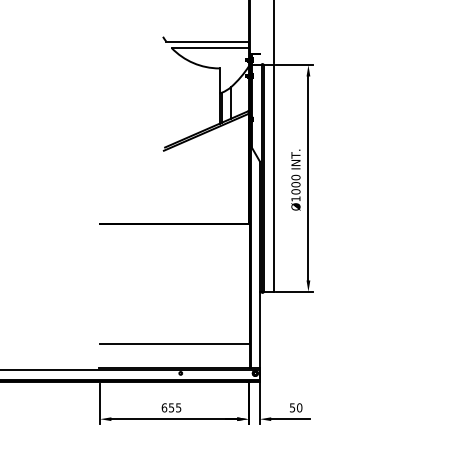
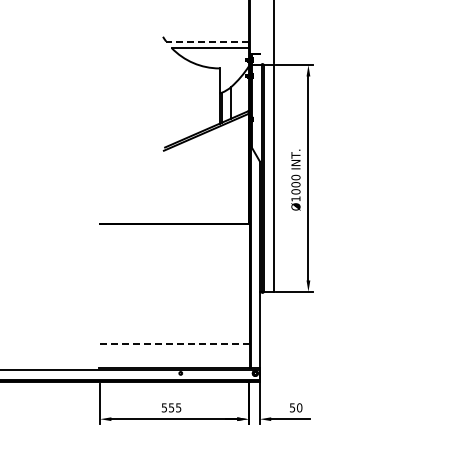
line: solid -> dashed (207, 41)
line: solid -> dashed (175, 343)
text: 655 -> 555 (164, 407)
